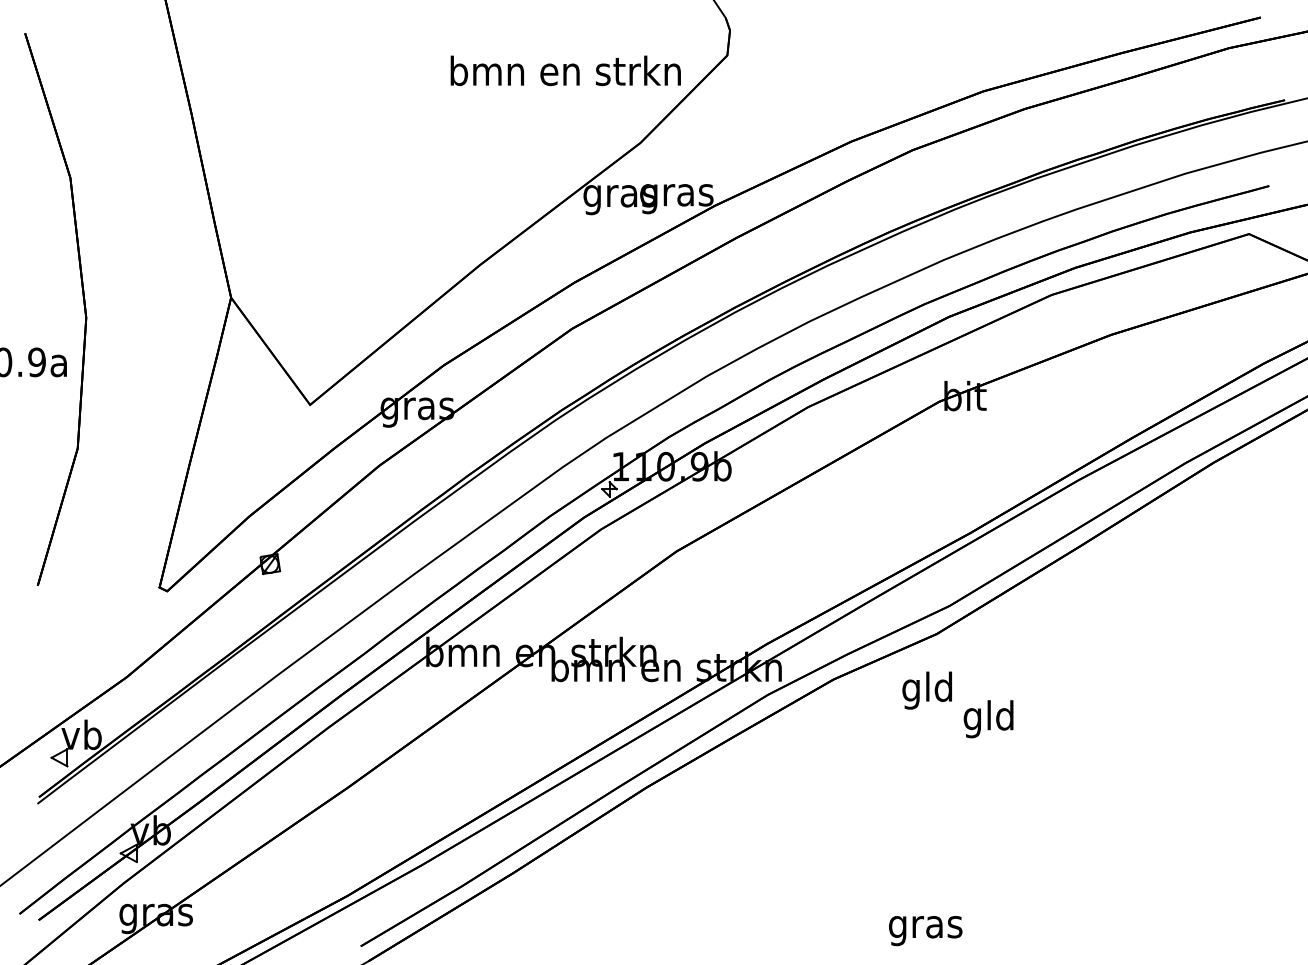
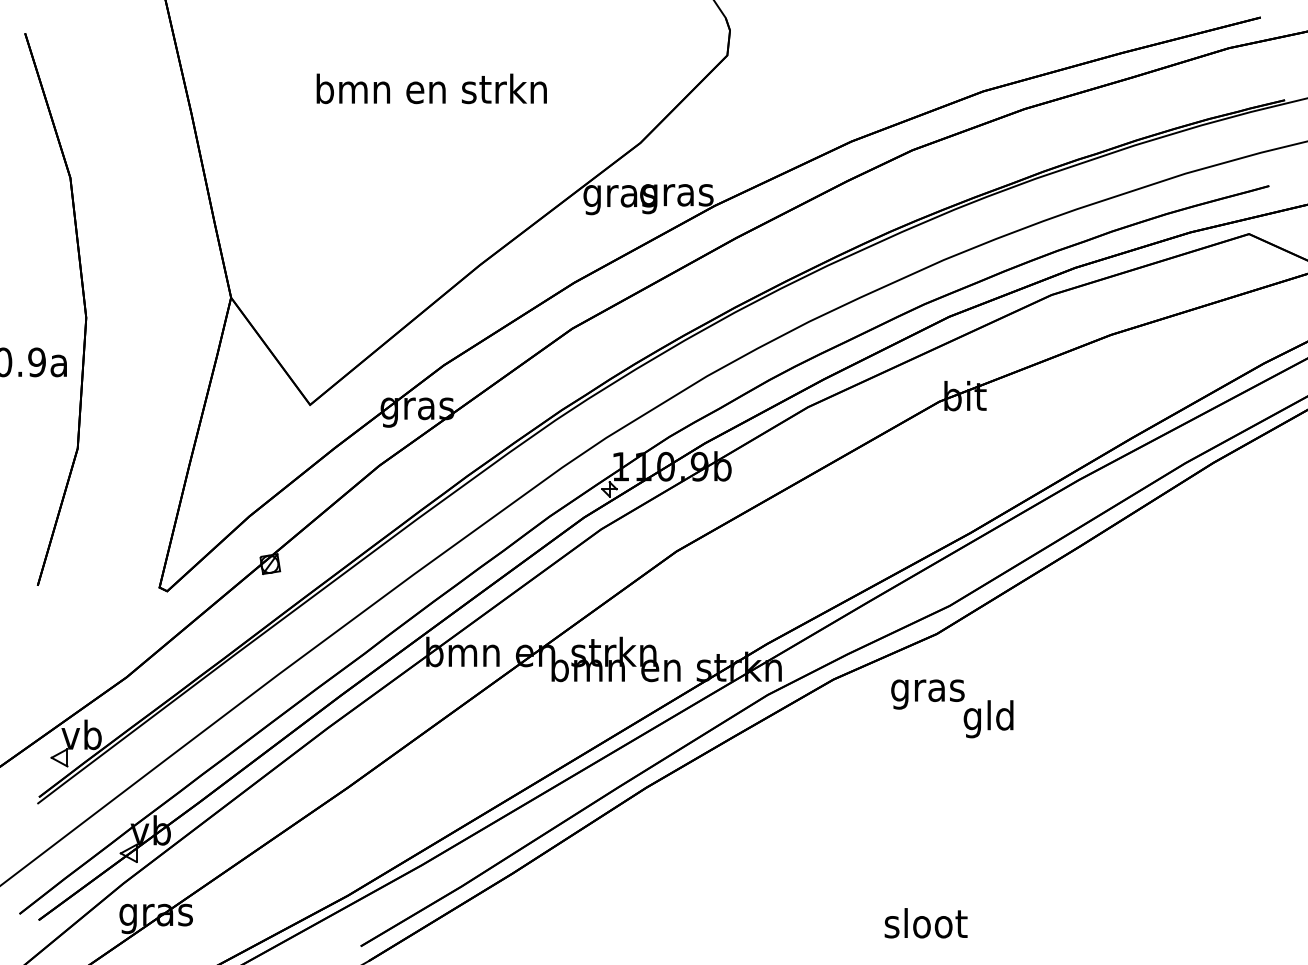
text position: (565, 70) -> (431, 88) (431, 88)
text: gld -> gras (927, 690)
text: gras -> sloot (925, 927)
